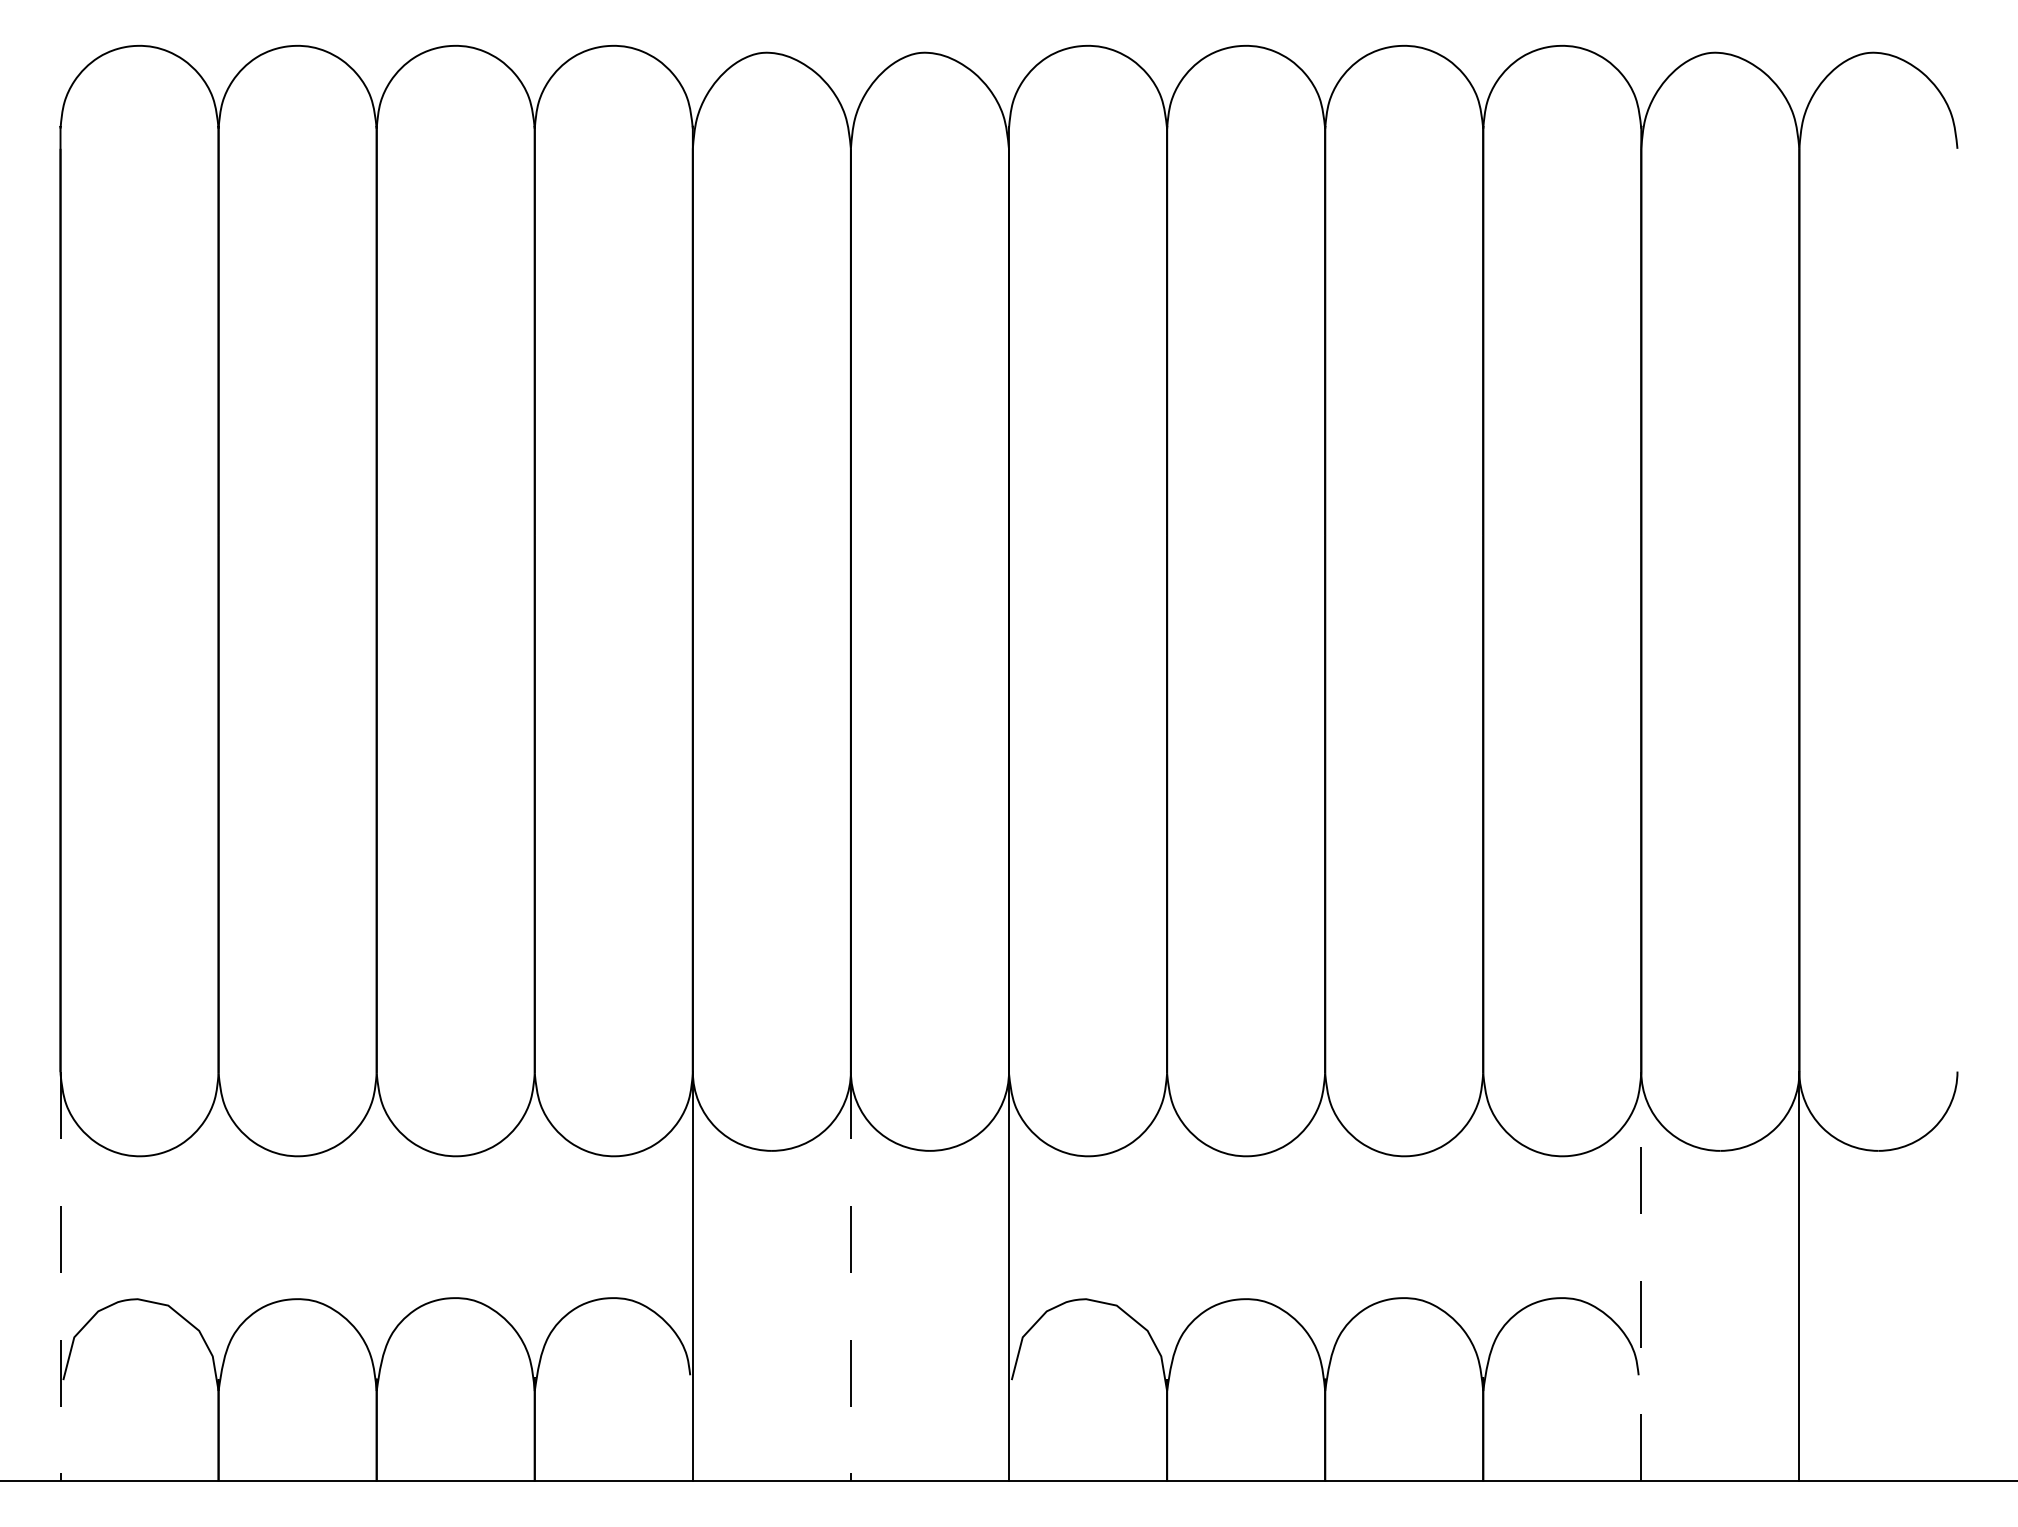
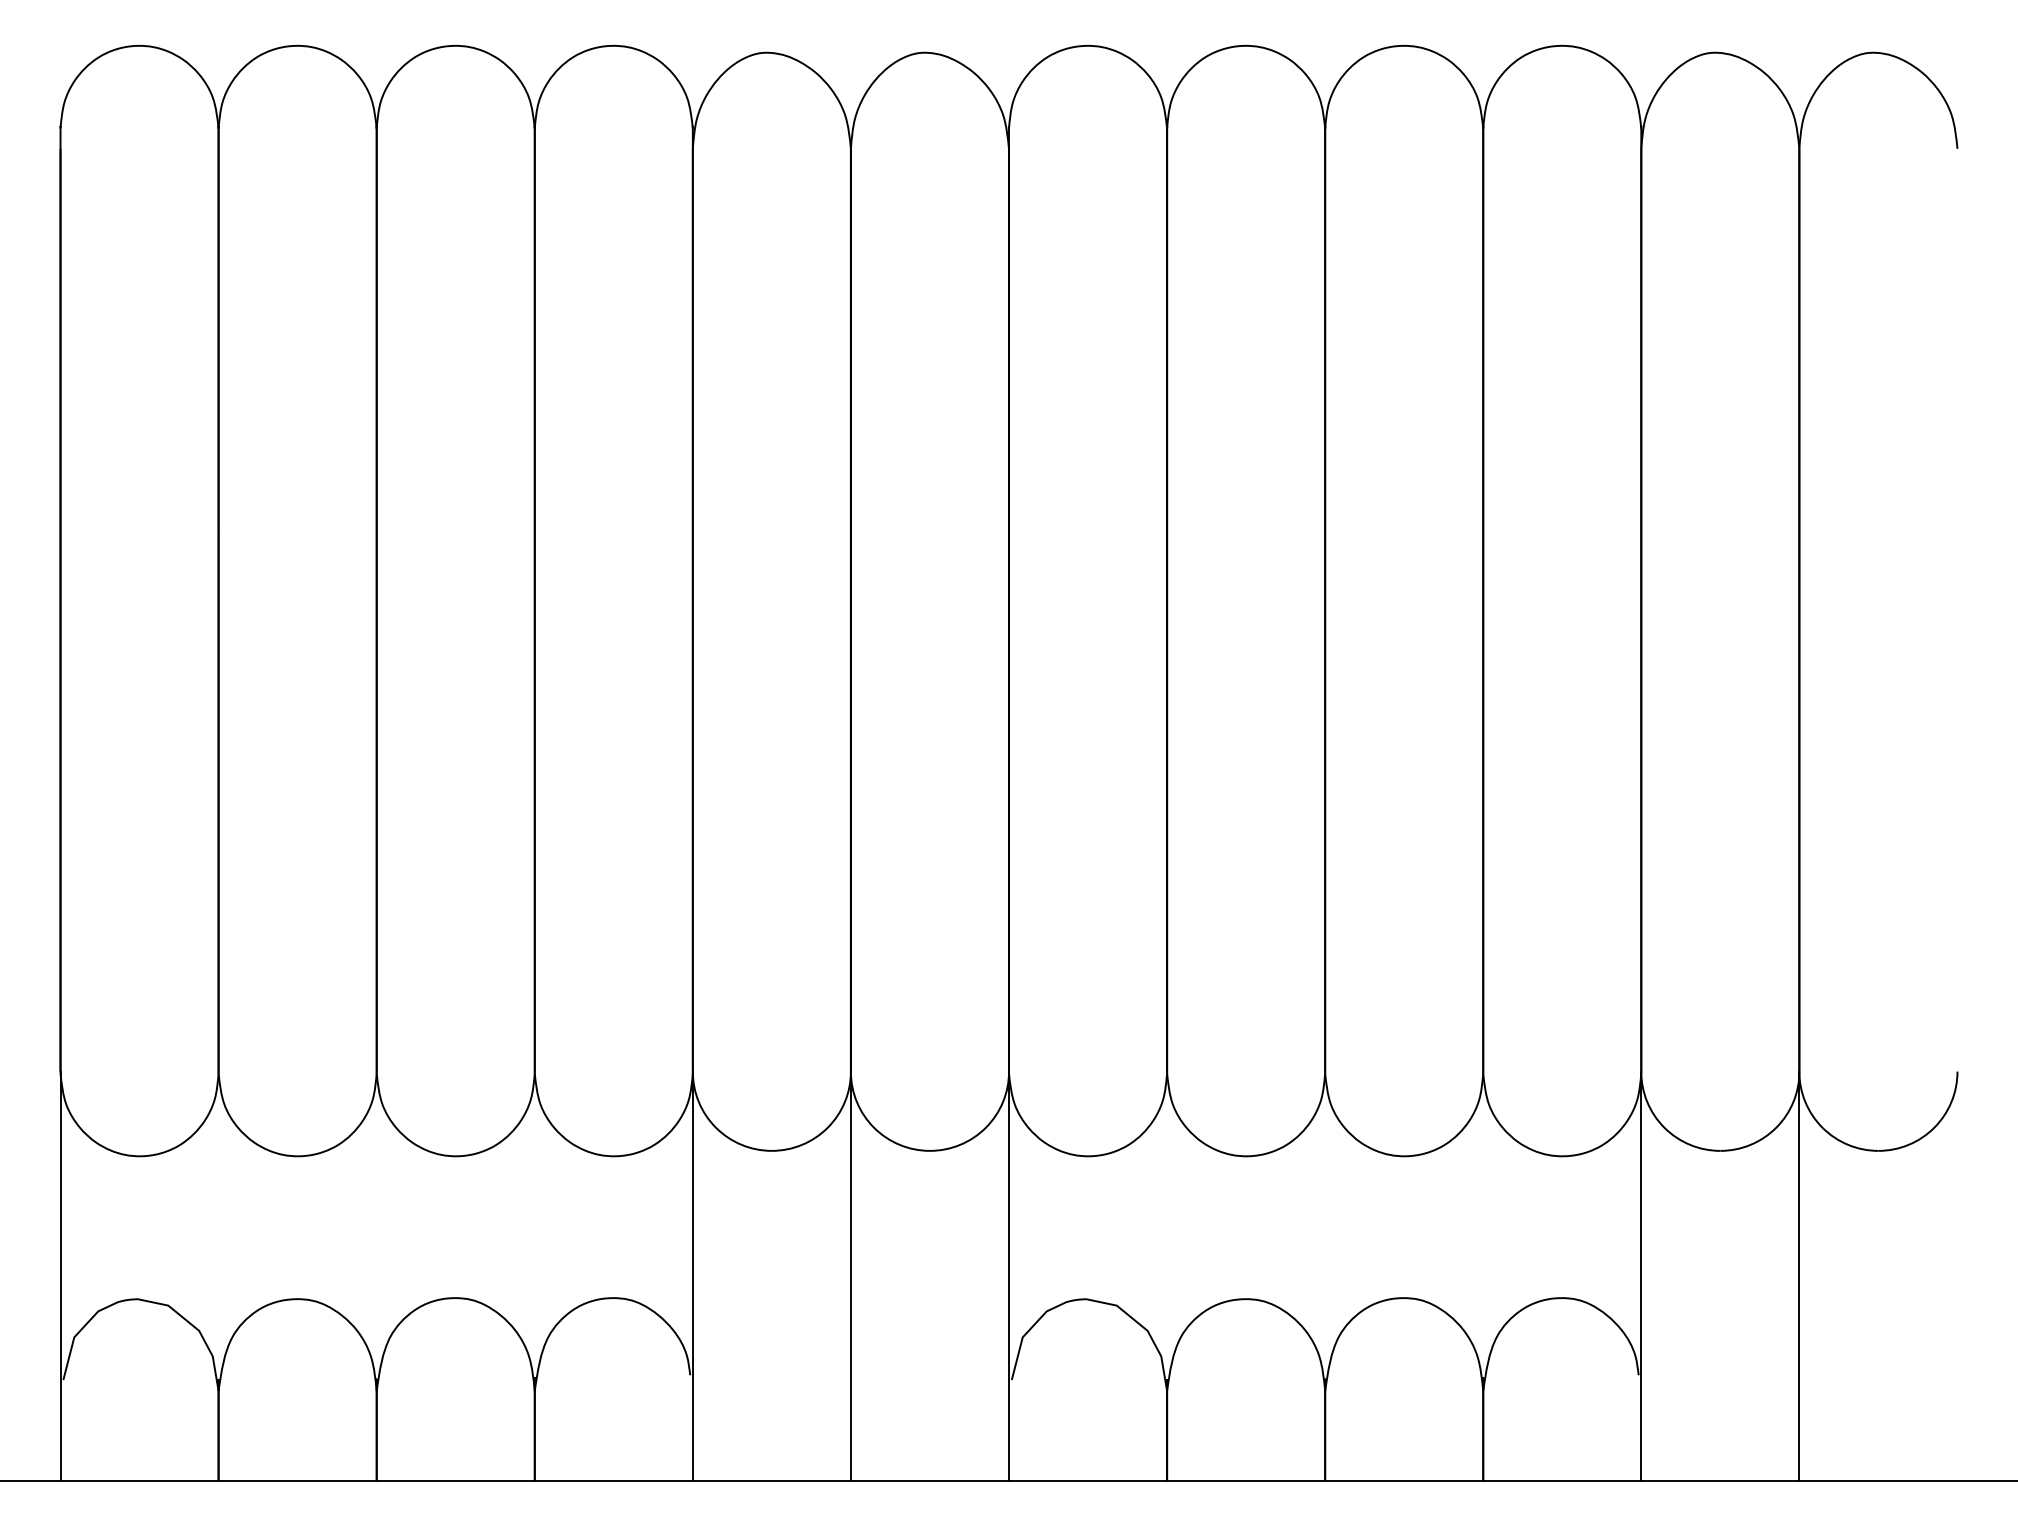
line: dashed -> solid (60, 1276)
line: dashed -> solid (850, 1276)
line: dashed -> solid (1641, 1276)
